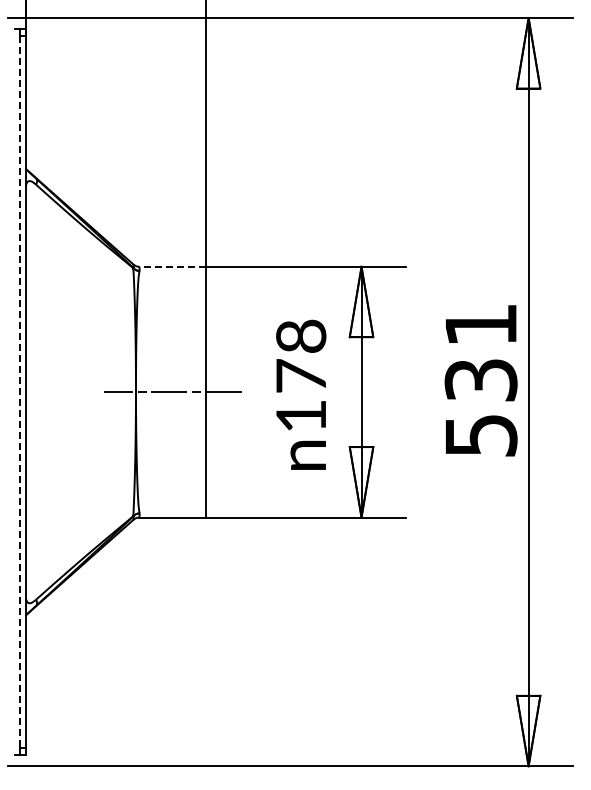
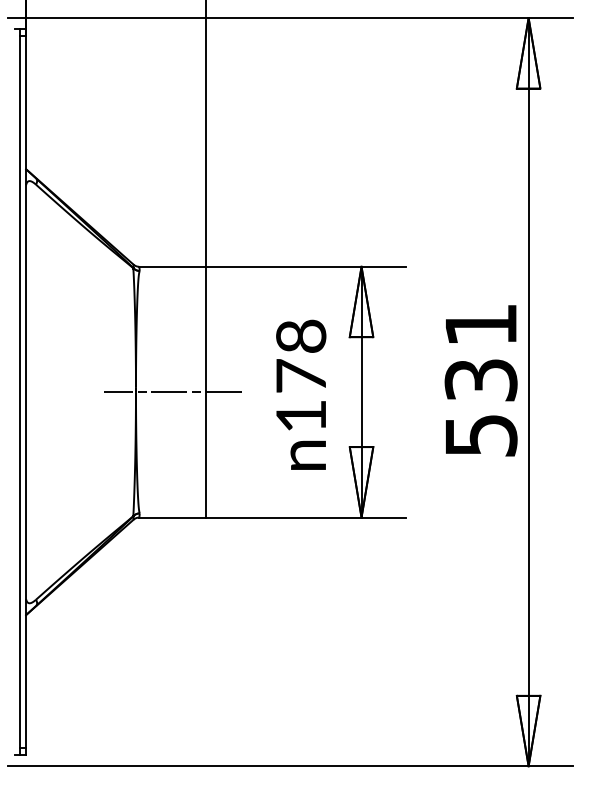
line: dashed -> solid (172, 266)
line: dashed -> solid (20, 392)
